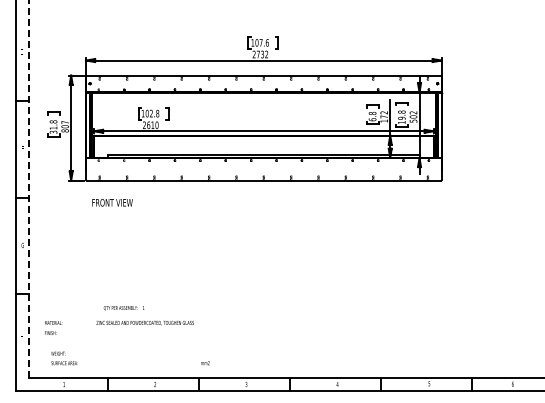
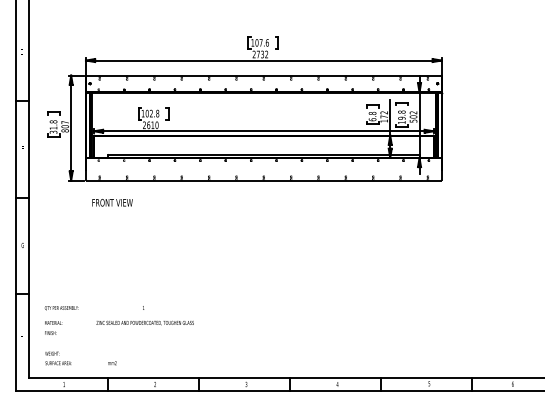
line: dashed -> solid (29, 189)
text position: (120, 308) -> (61, 308) (61, 308)
text position: (64, 358) -> (58, 358) (58, 358)
text position: (205, 363) -> (112, 363) (112, 363)
